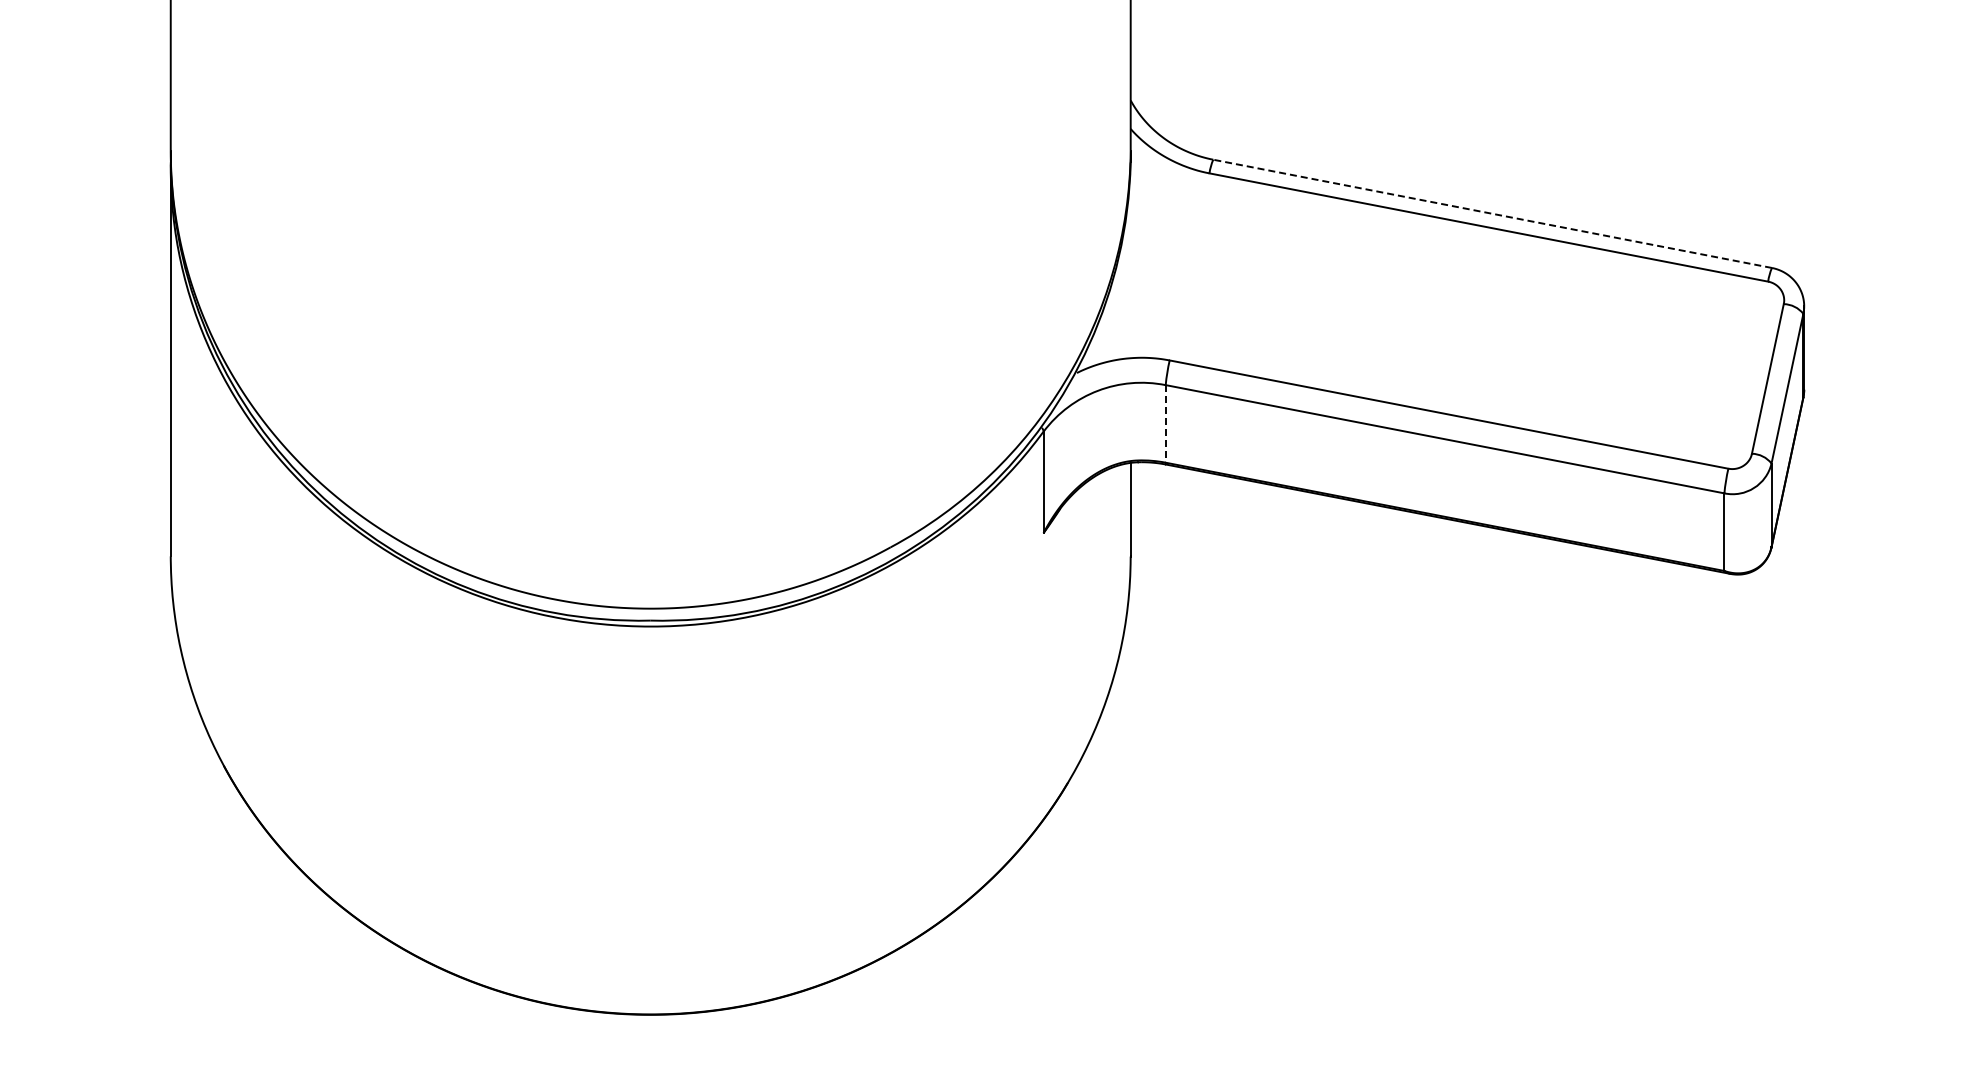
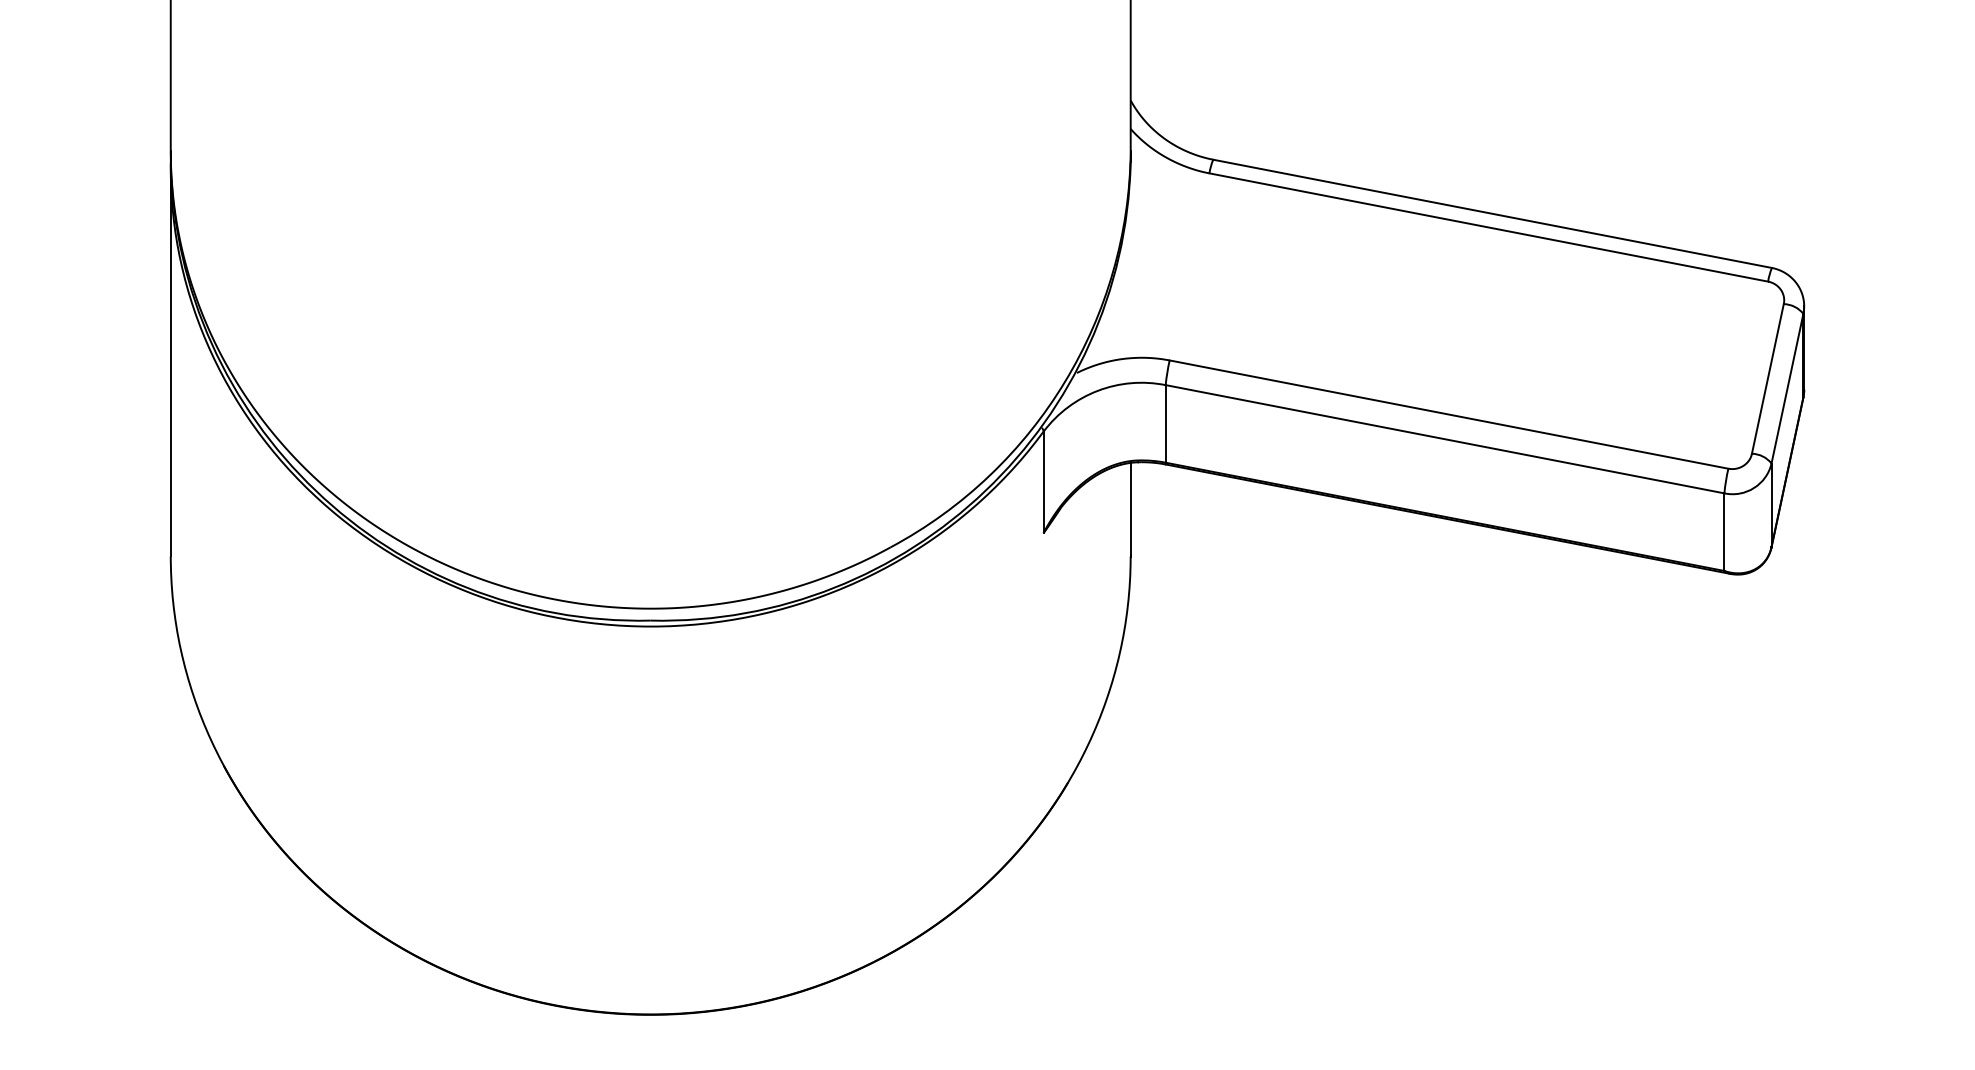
line: dashed -> solid (1492, 213)
line: dashed -> solid (1165, 423)
